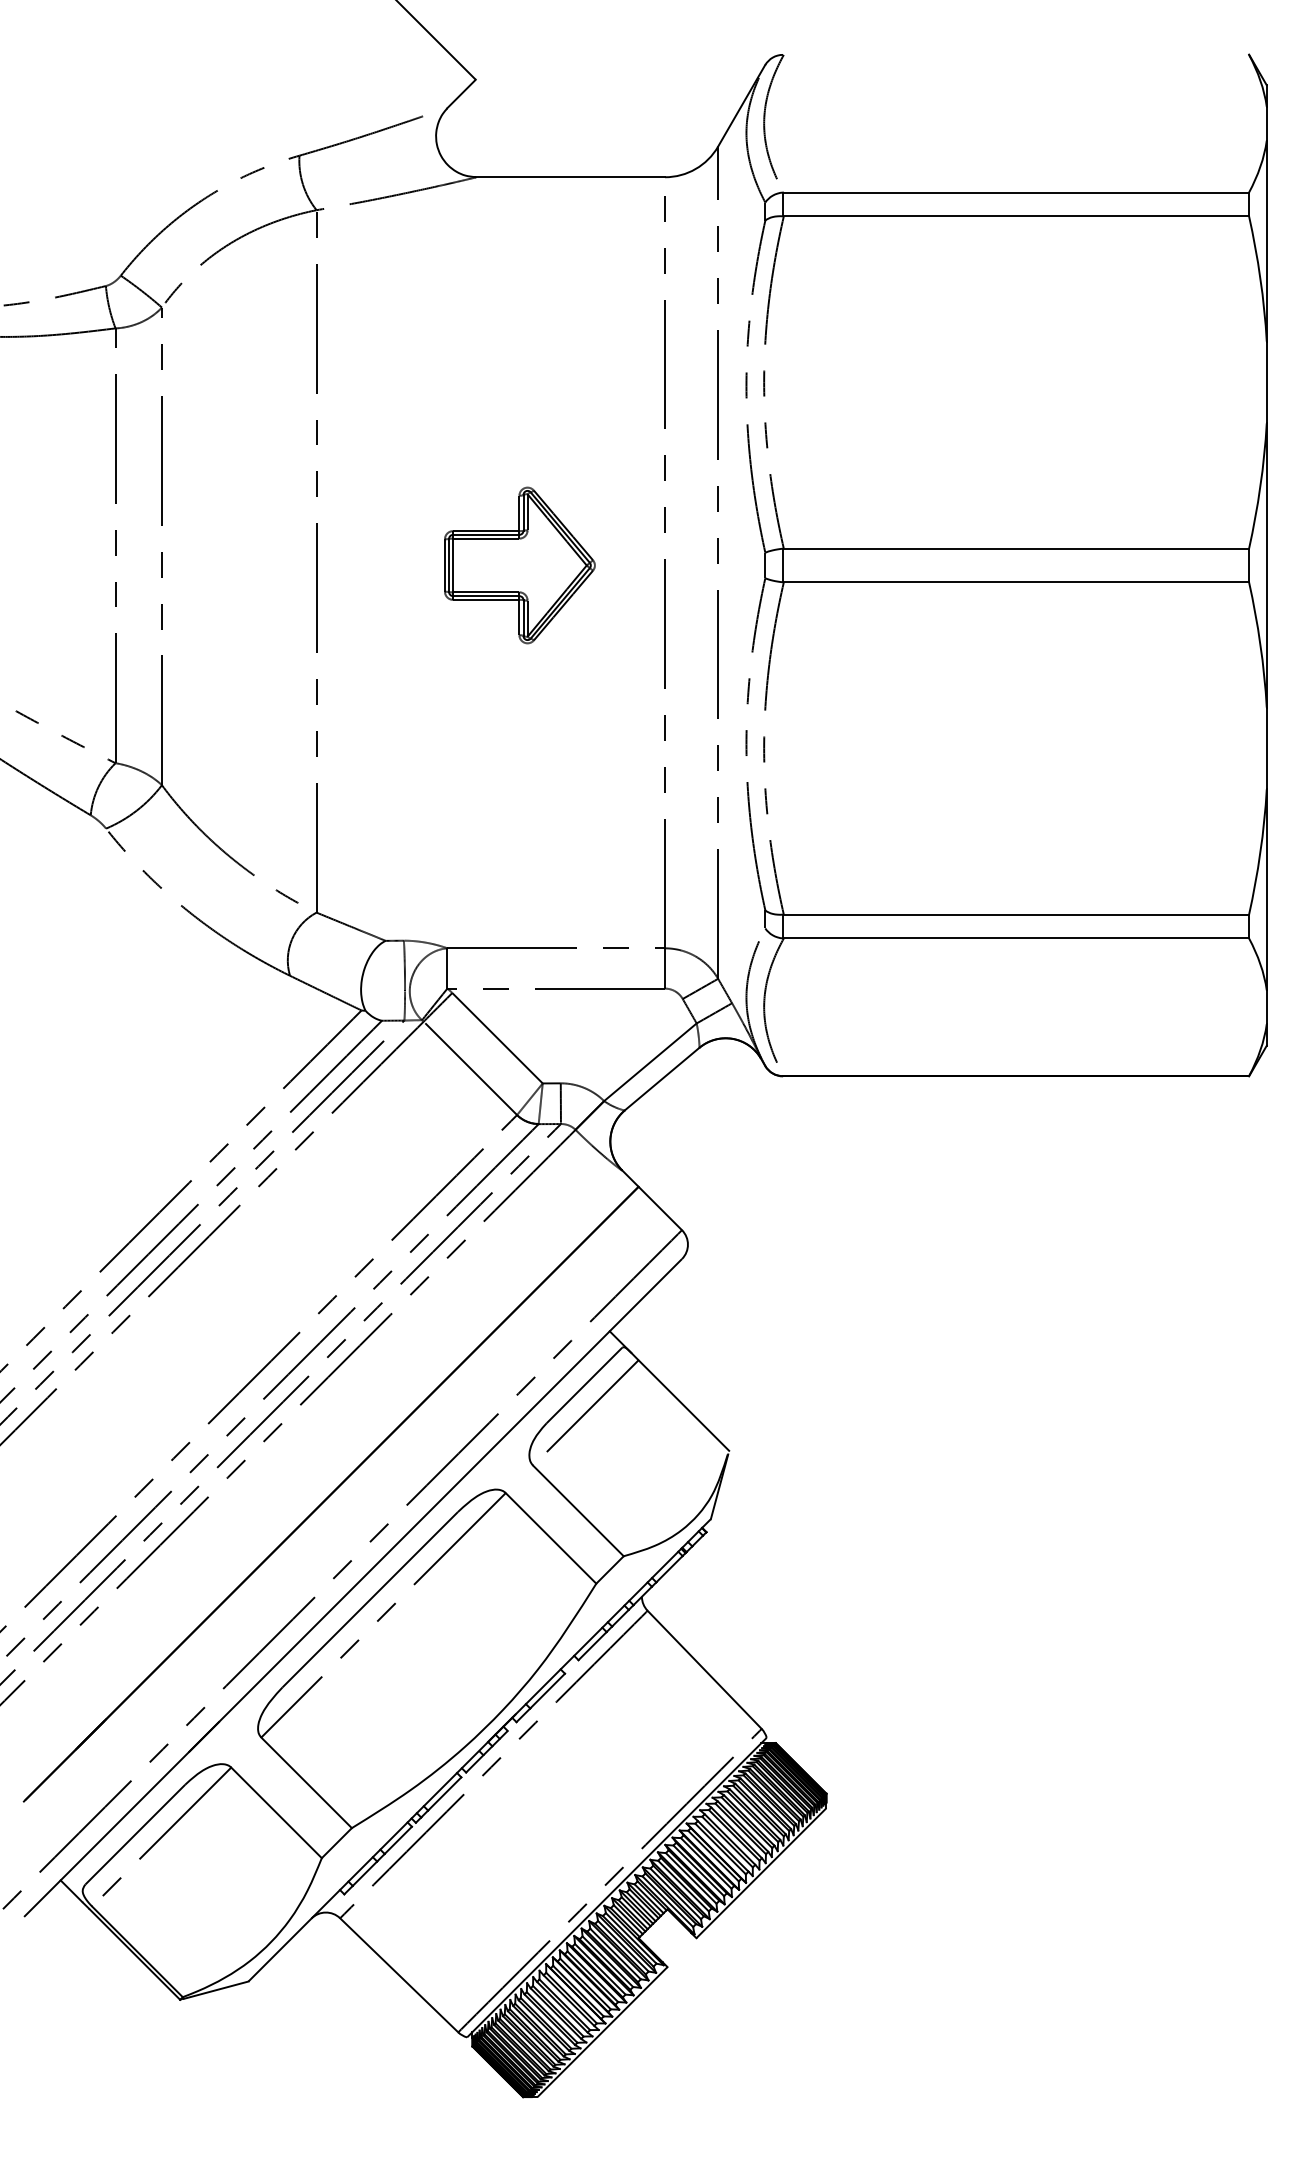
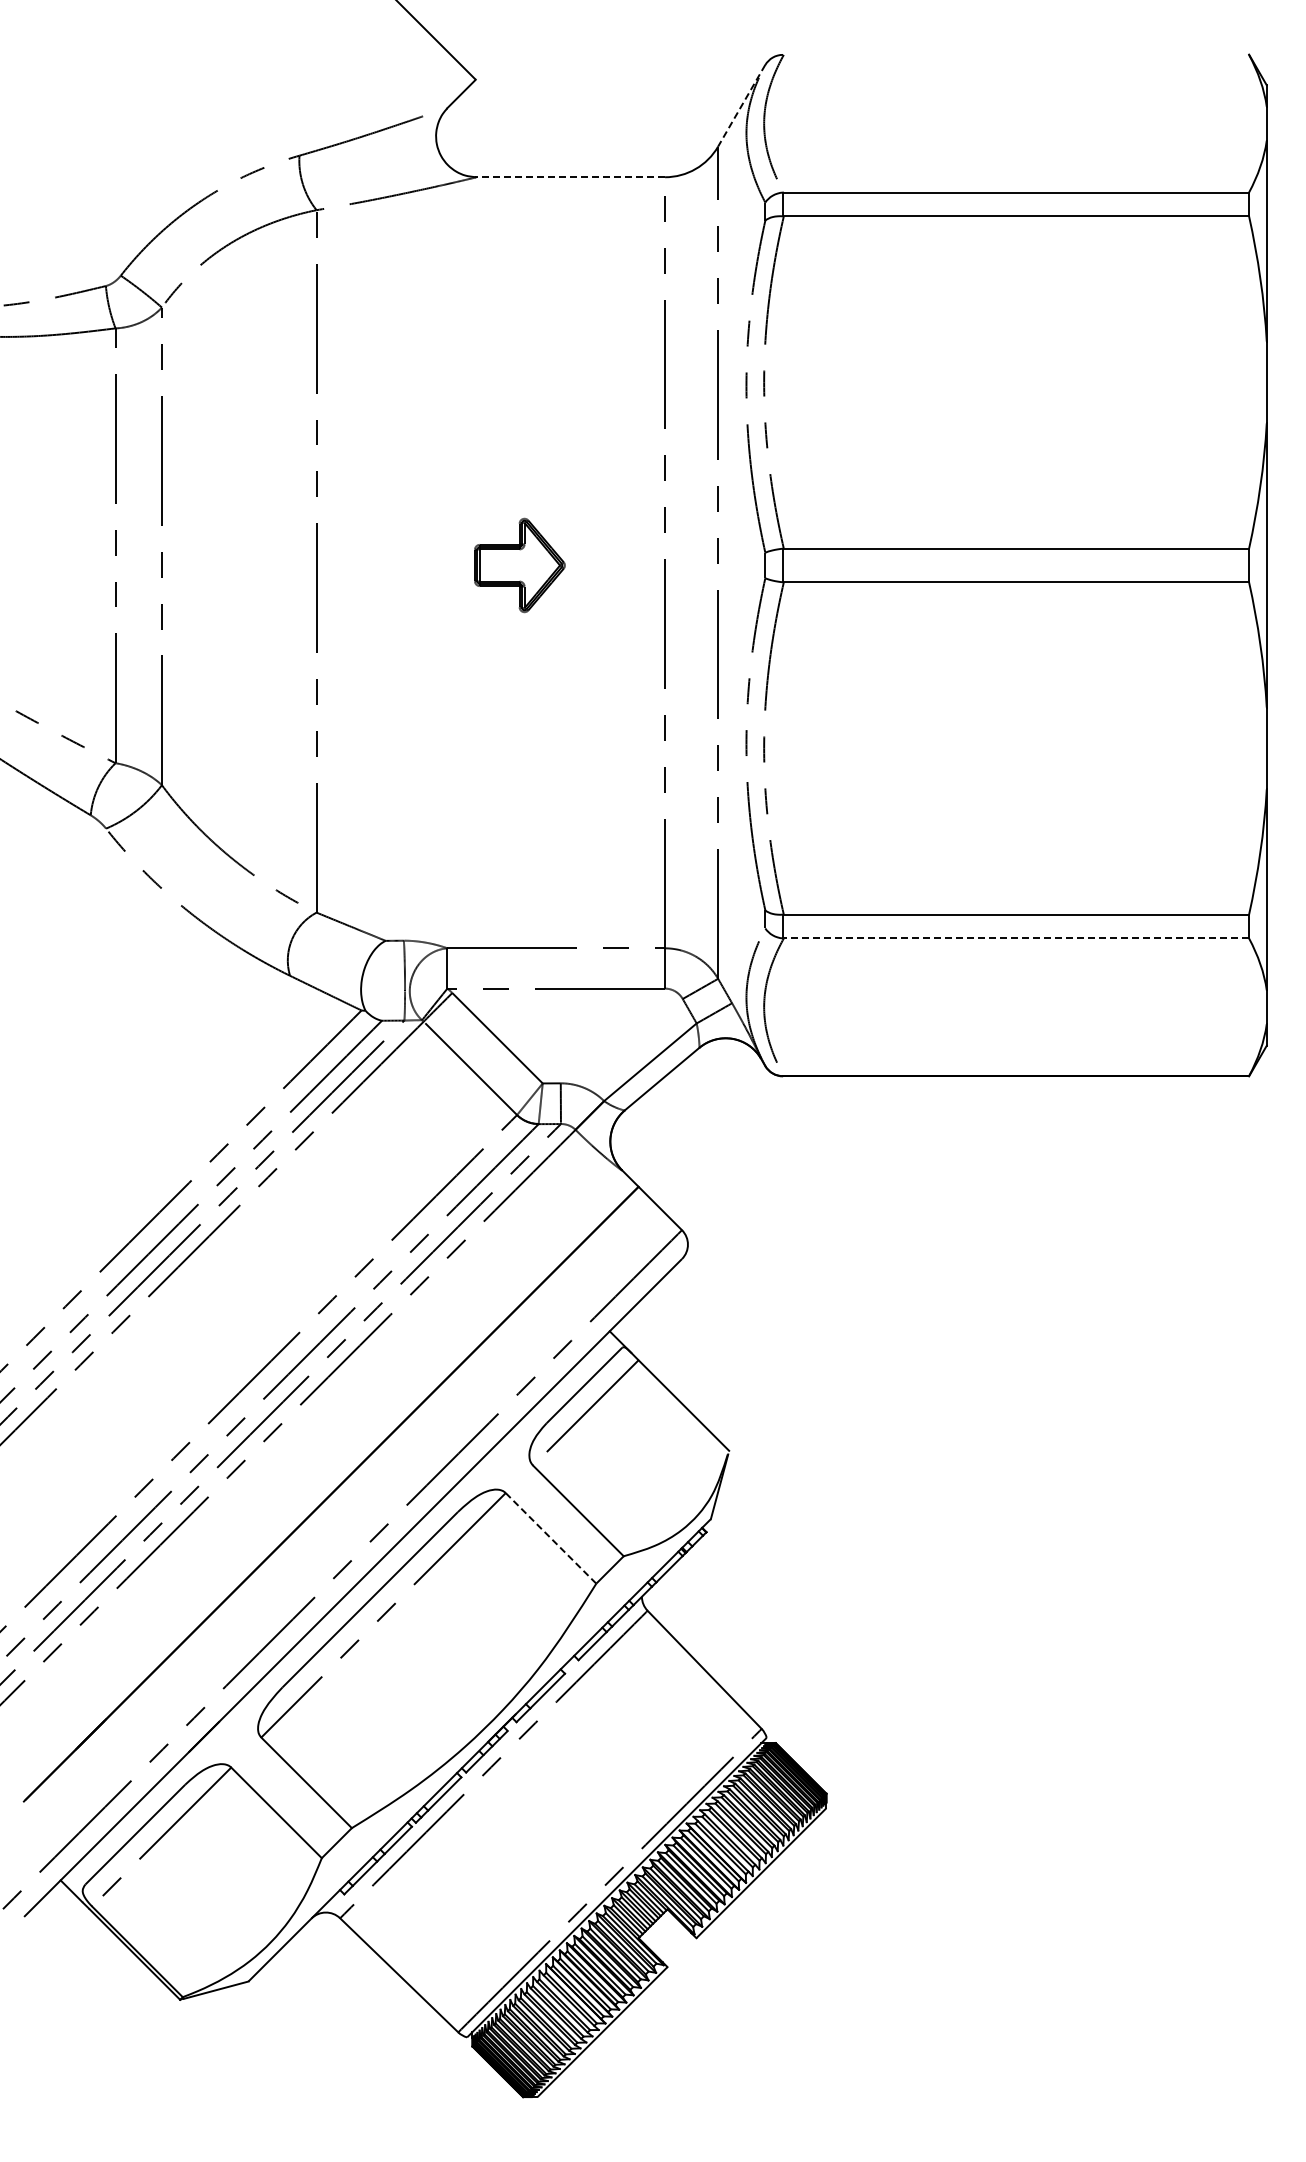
line: solid -> dashed (741, 106)
line: solid -> dashed (570, 177)
part size: 152x159 px -> 92x97 px (519, 565)
line: solid -> dashed (1016, 938)
line: solid -> dashed (551, 1538)
